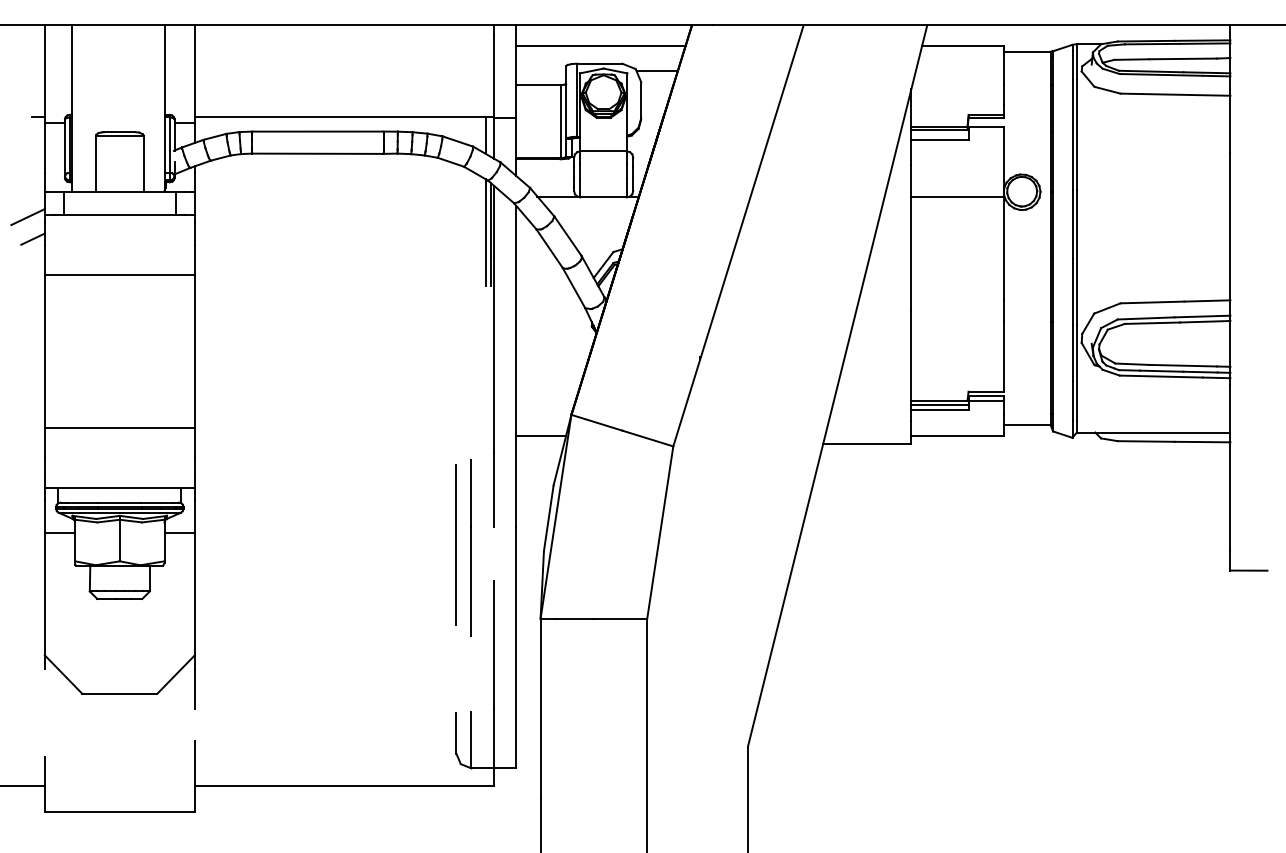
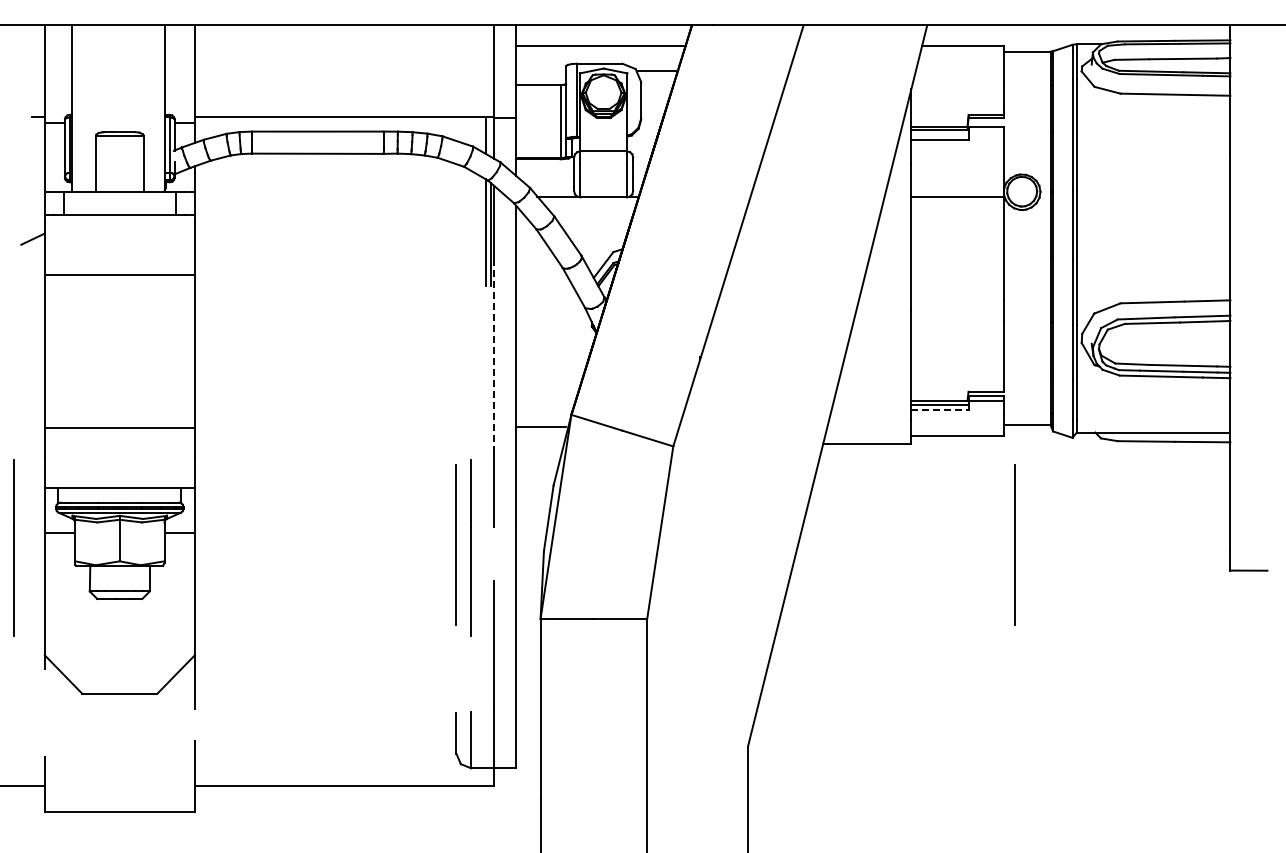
line: present -> none (27, 217)
line: solid -> dashed (493, 355)
line: solid -> dashed (939, 409)
line position: (540, 436) -> (540, 427) (540, 427)
line: none -> present (1014, 544)
line: none -> present (13, 547)
